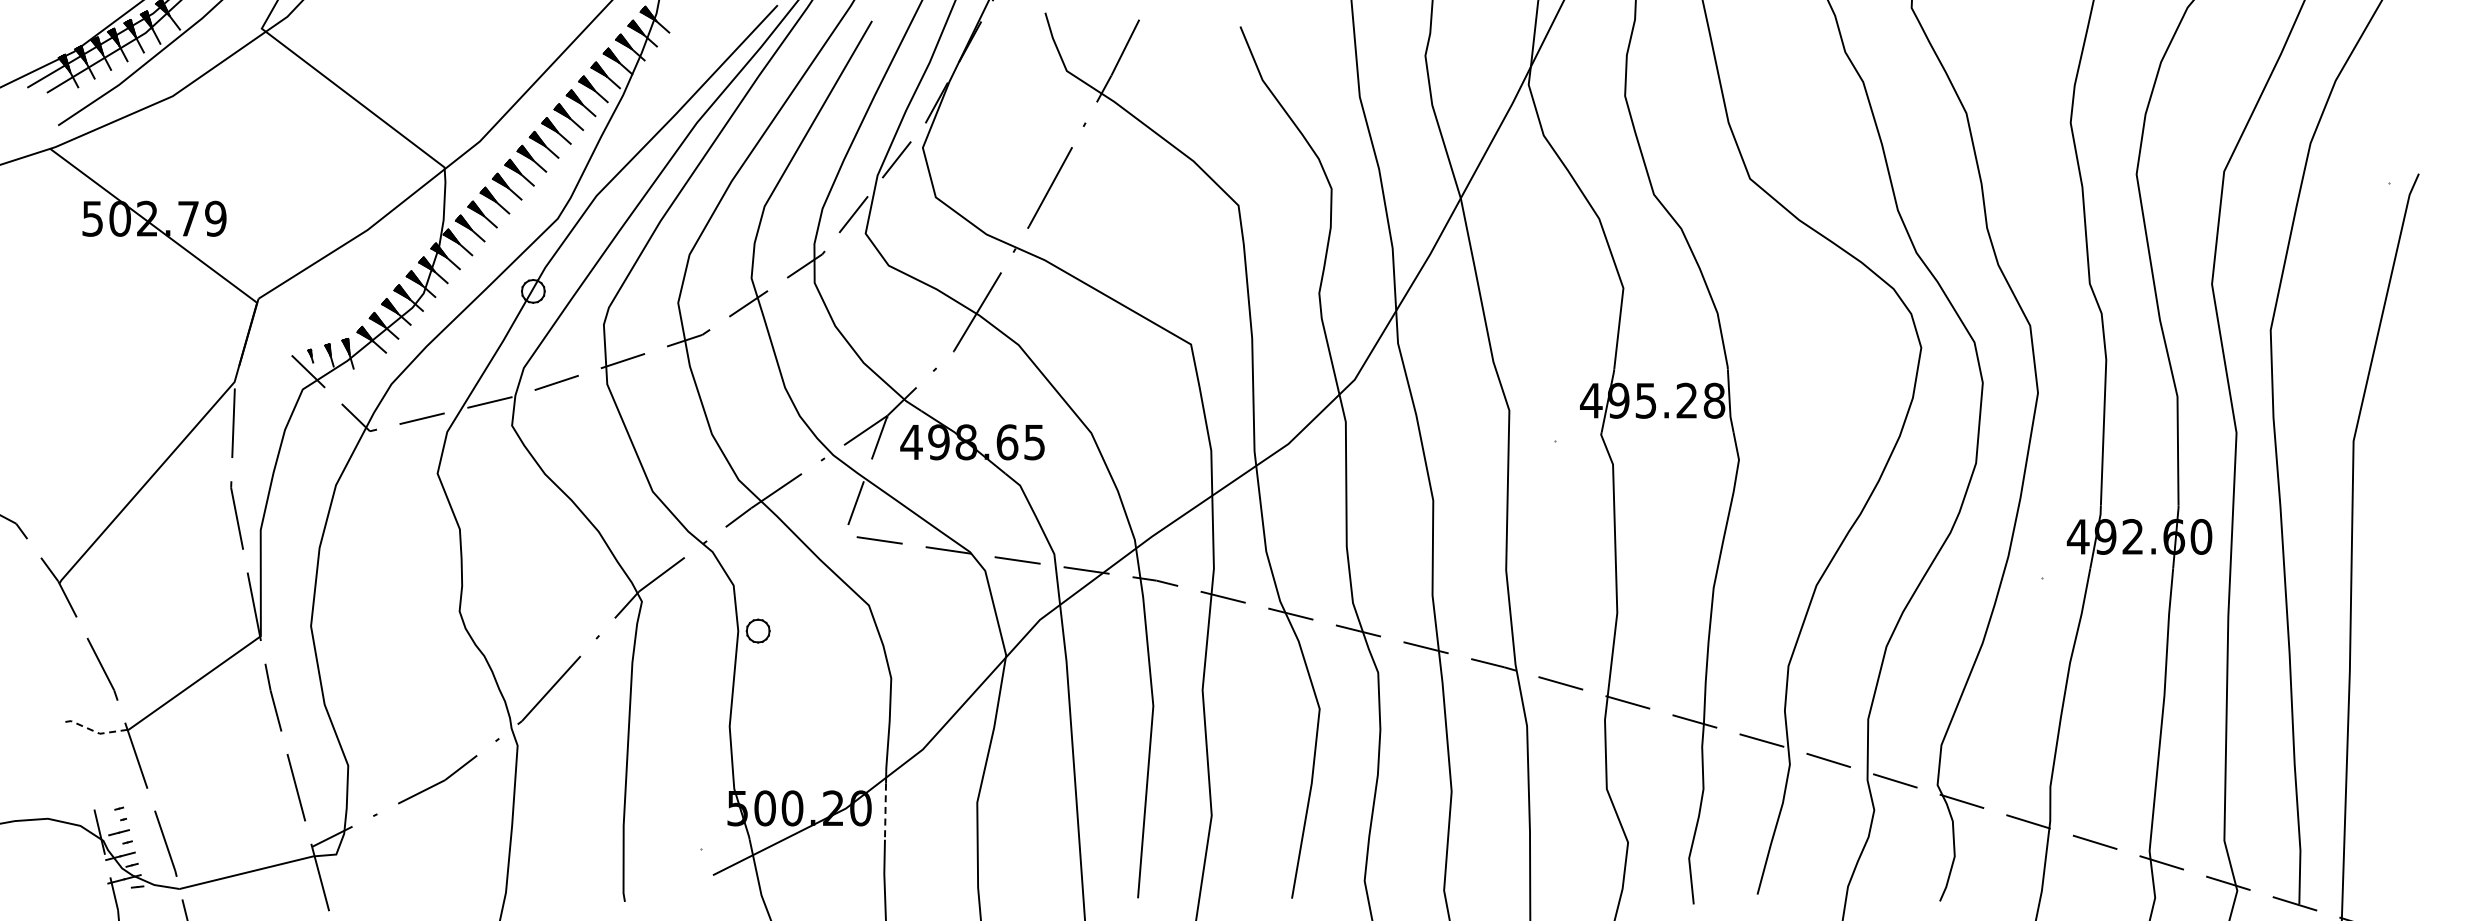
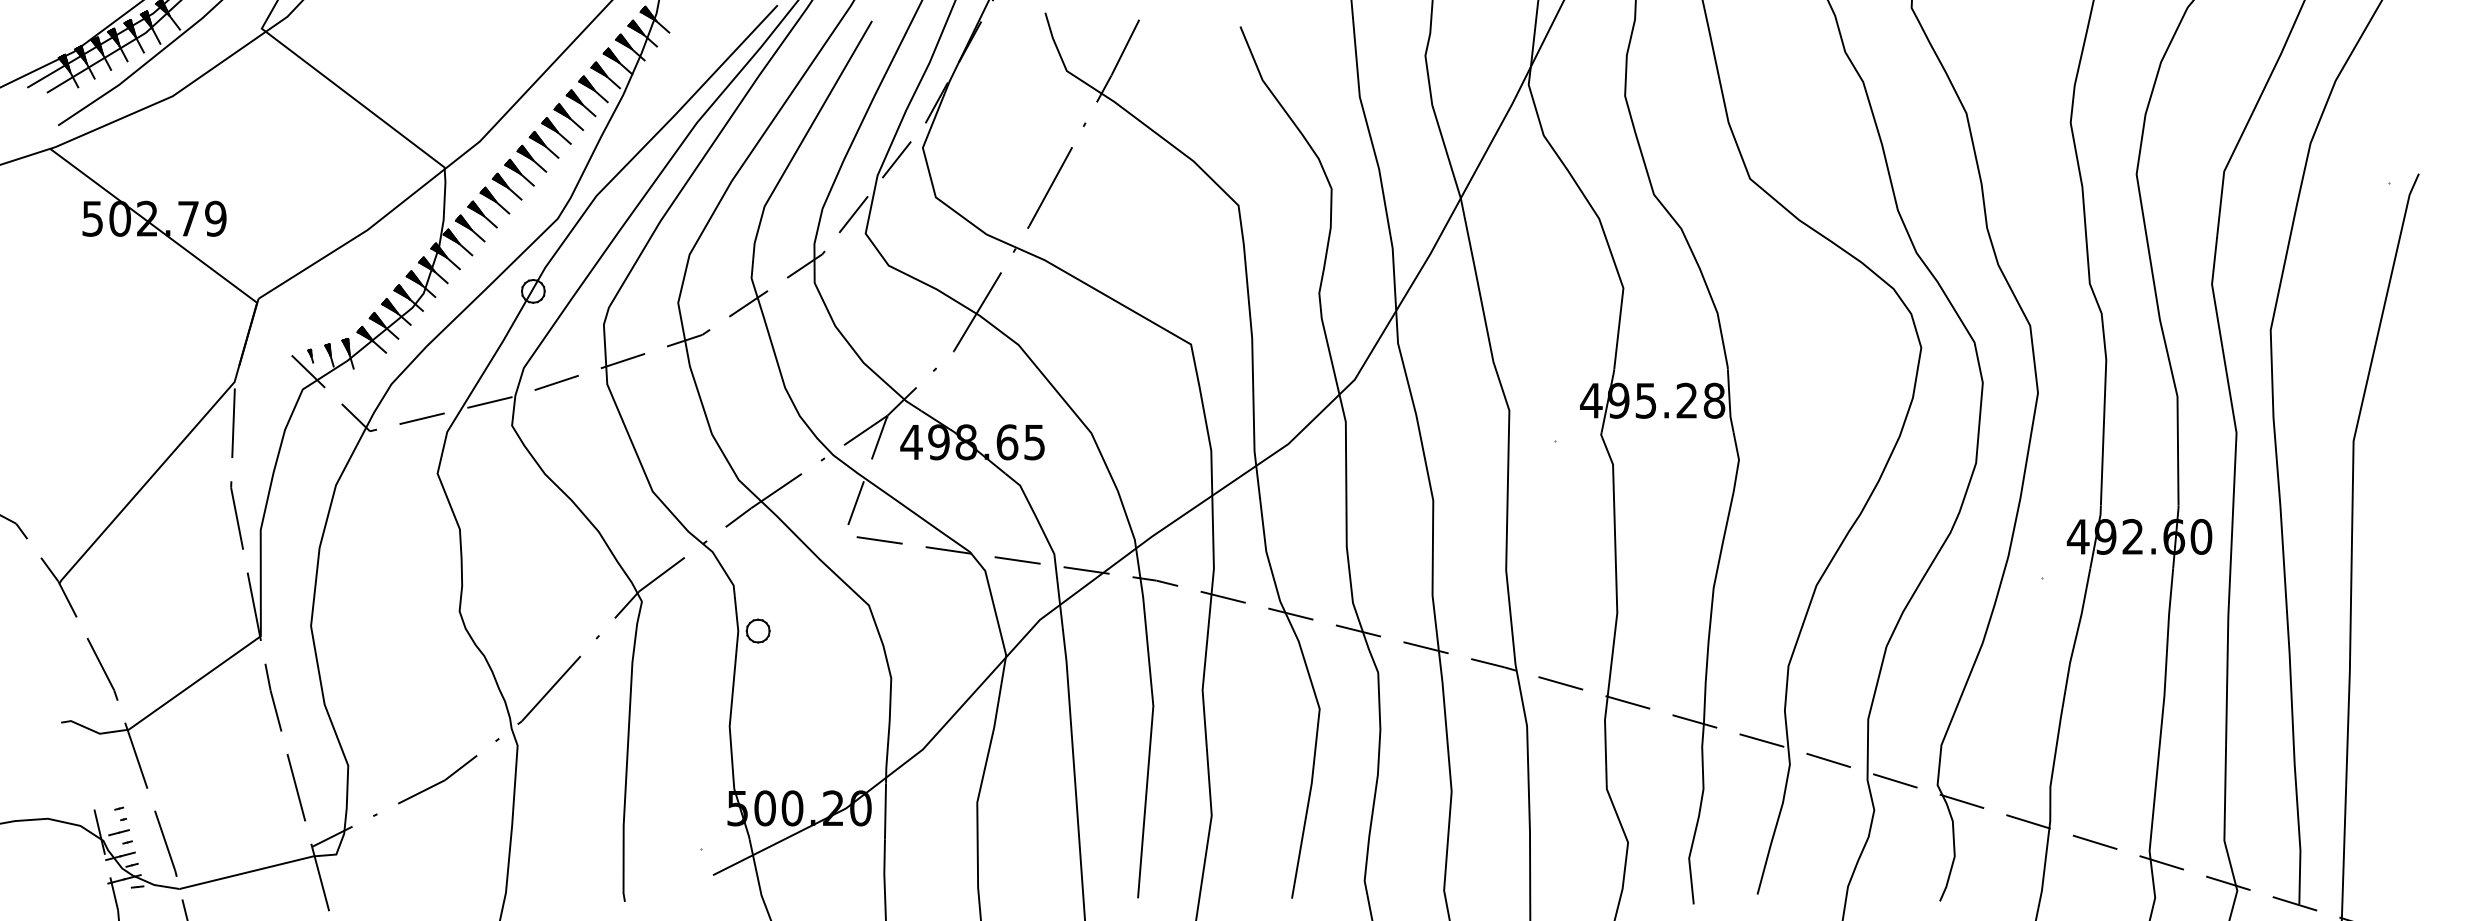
line: dashed -> solid (92, 730)
line: dashed -> solid (885, 812)
